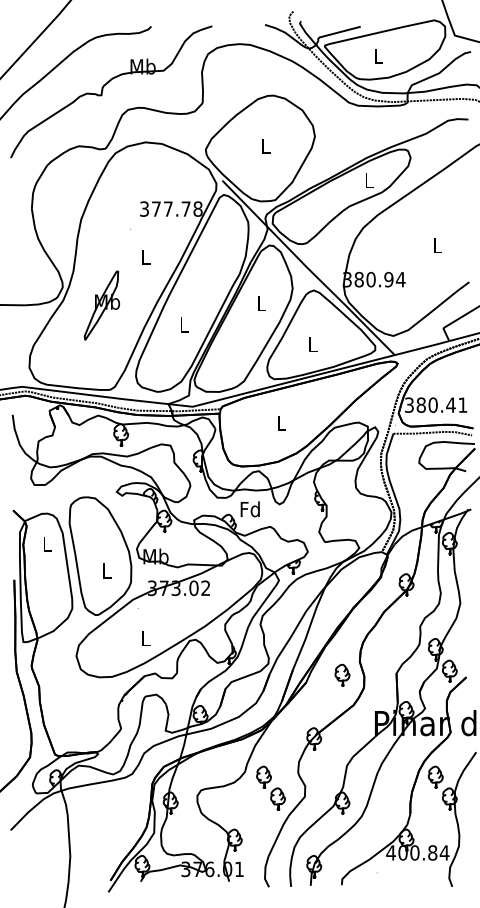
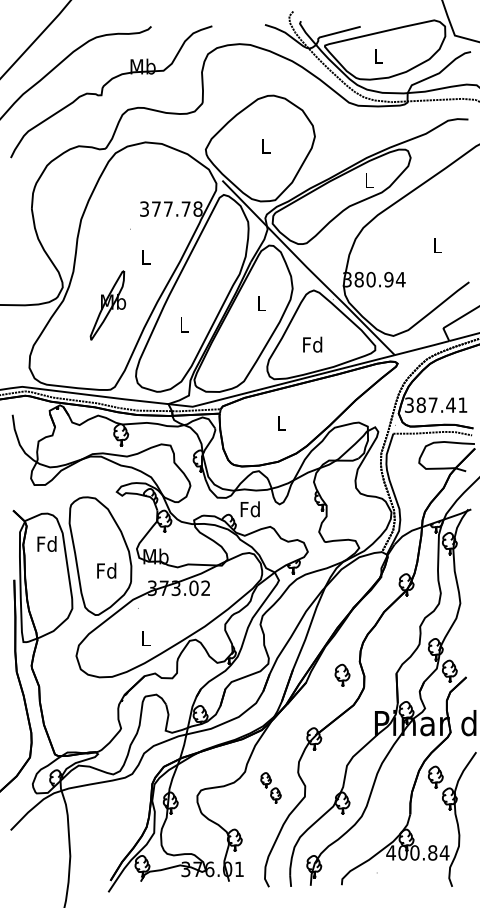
part position: (101, 305) -> (107, 305) (107, 305)
text: L -> Fd (312, 344)
text: 380.41 -> 387.41 (432, 404)
text: L -> Fd (46, 543)
text: L -> Fd (106, 570)
part size: 30x46 px -> 22x32 px (270, 787)
